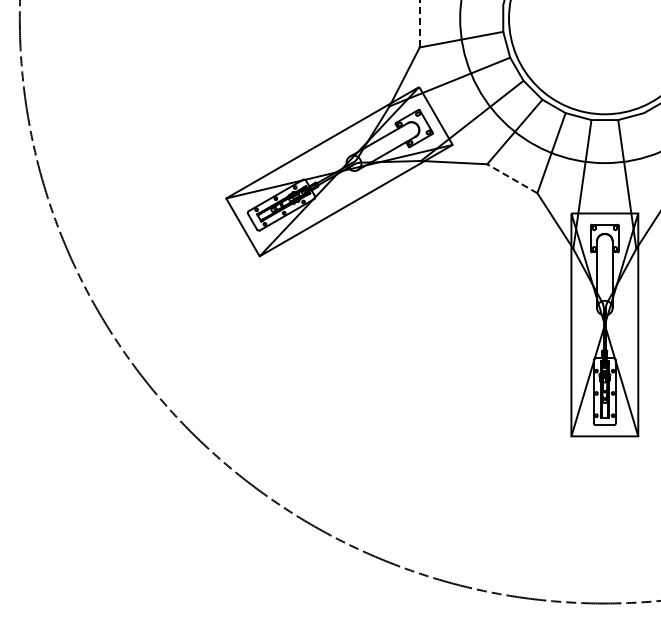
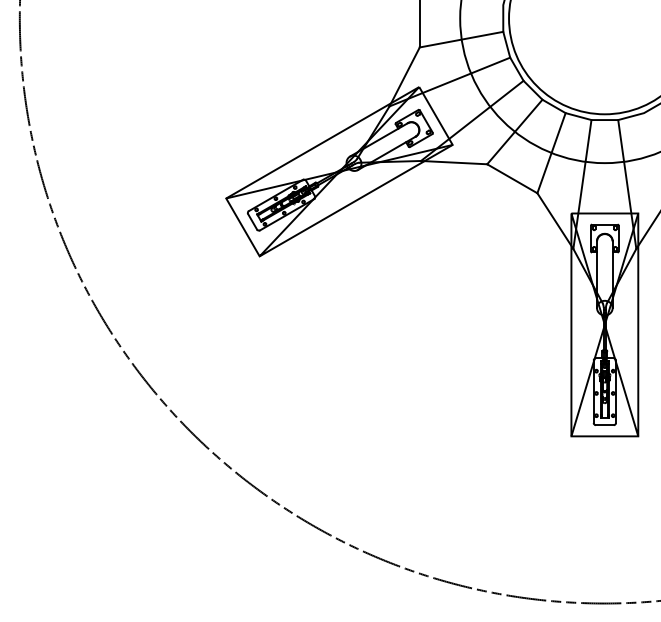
line: dashed -> solid (419, 23)
line: dashed -> solid (512, 178)
